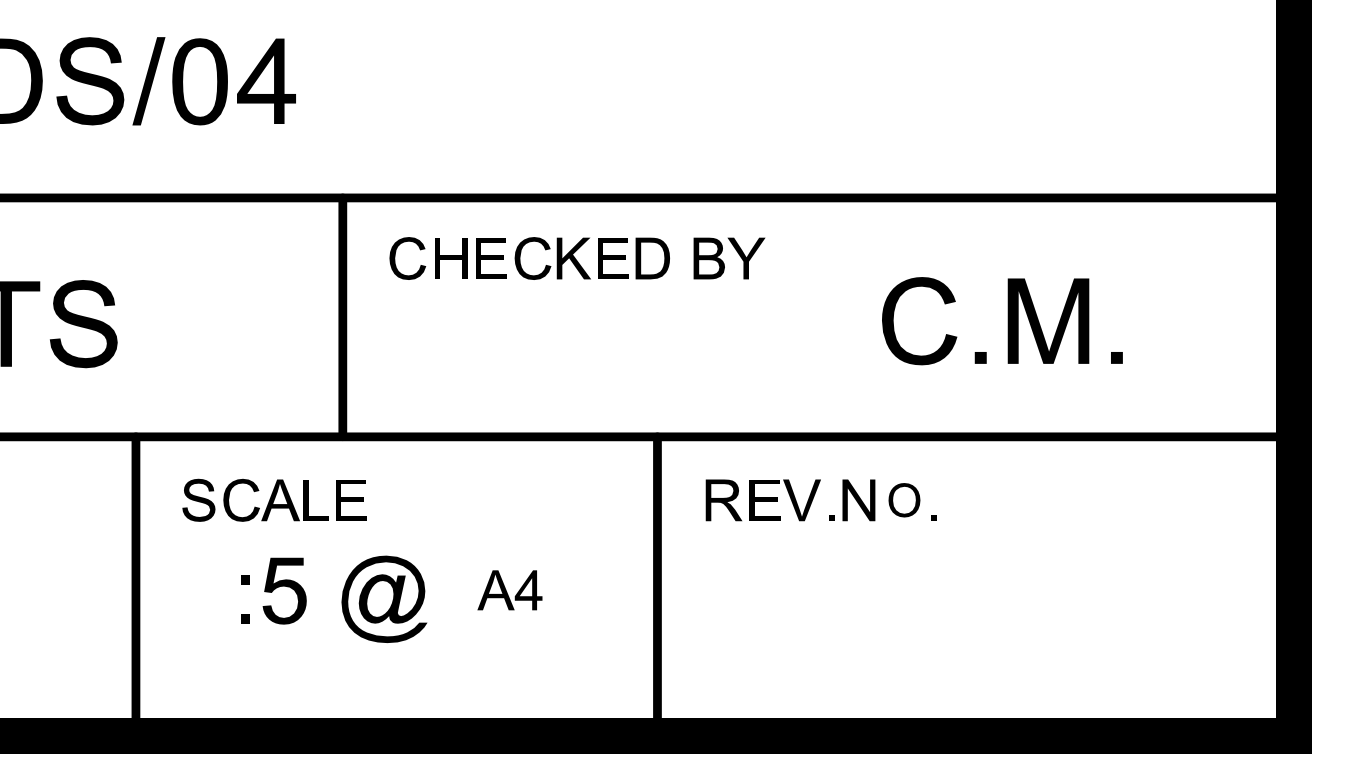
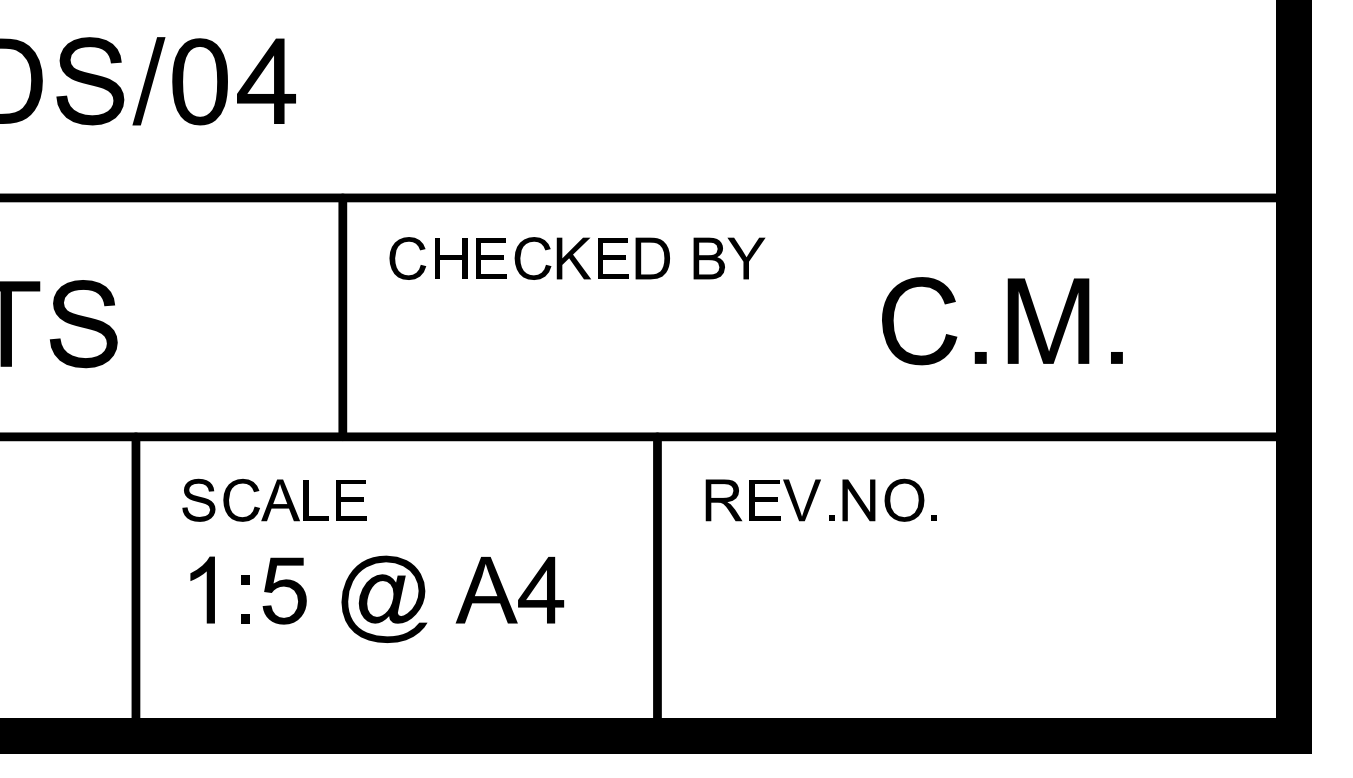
part size: 33x35 px -> 41x44 px (904, 499)
fill: none -> present (202, 589)
part size: 66x41 px -> 110x67 px (509, 590)
